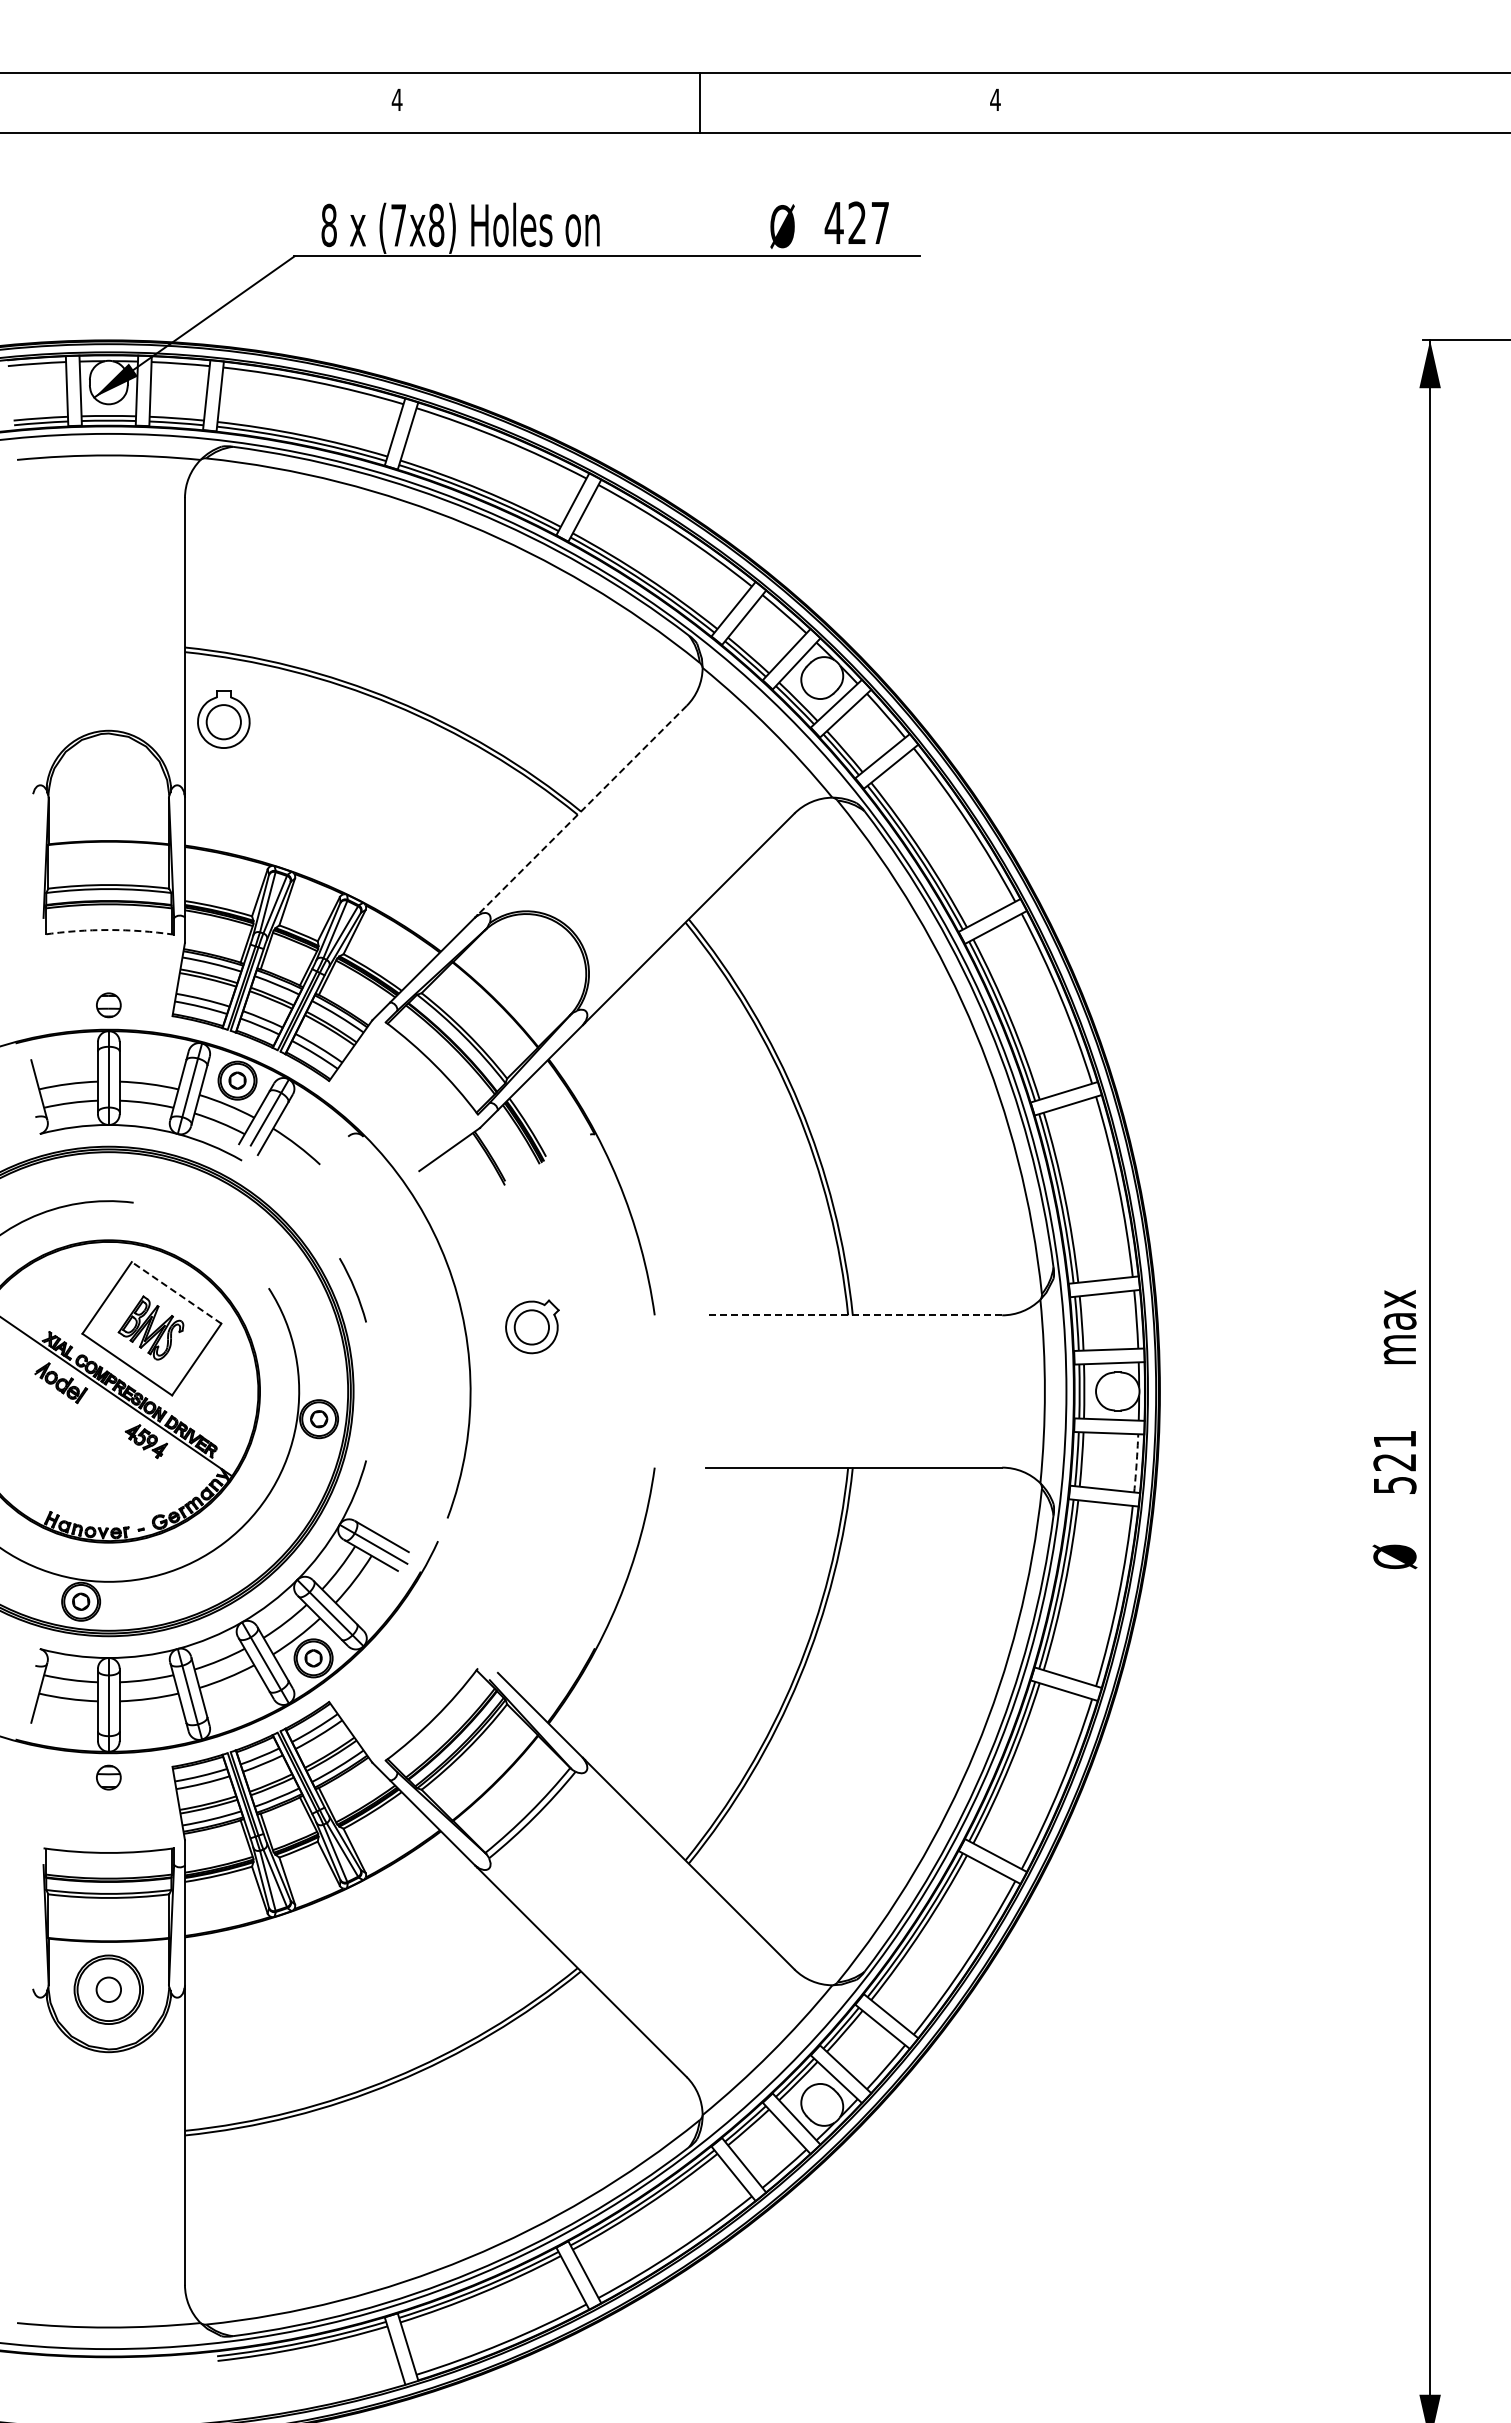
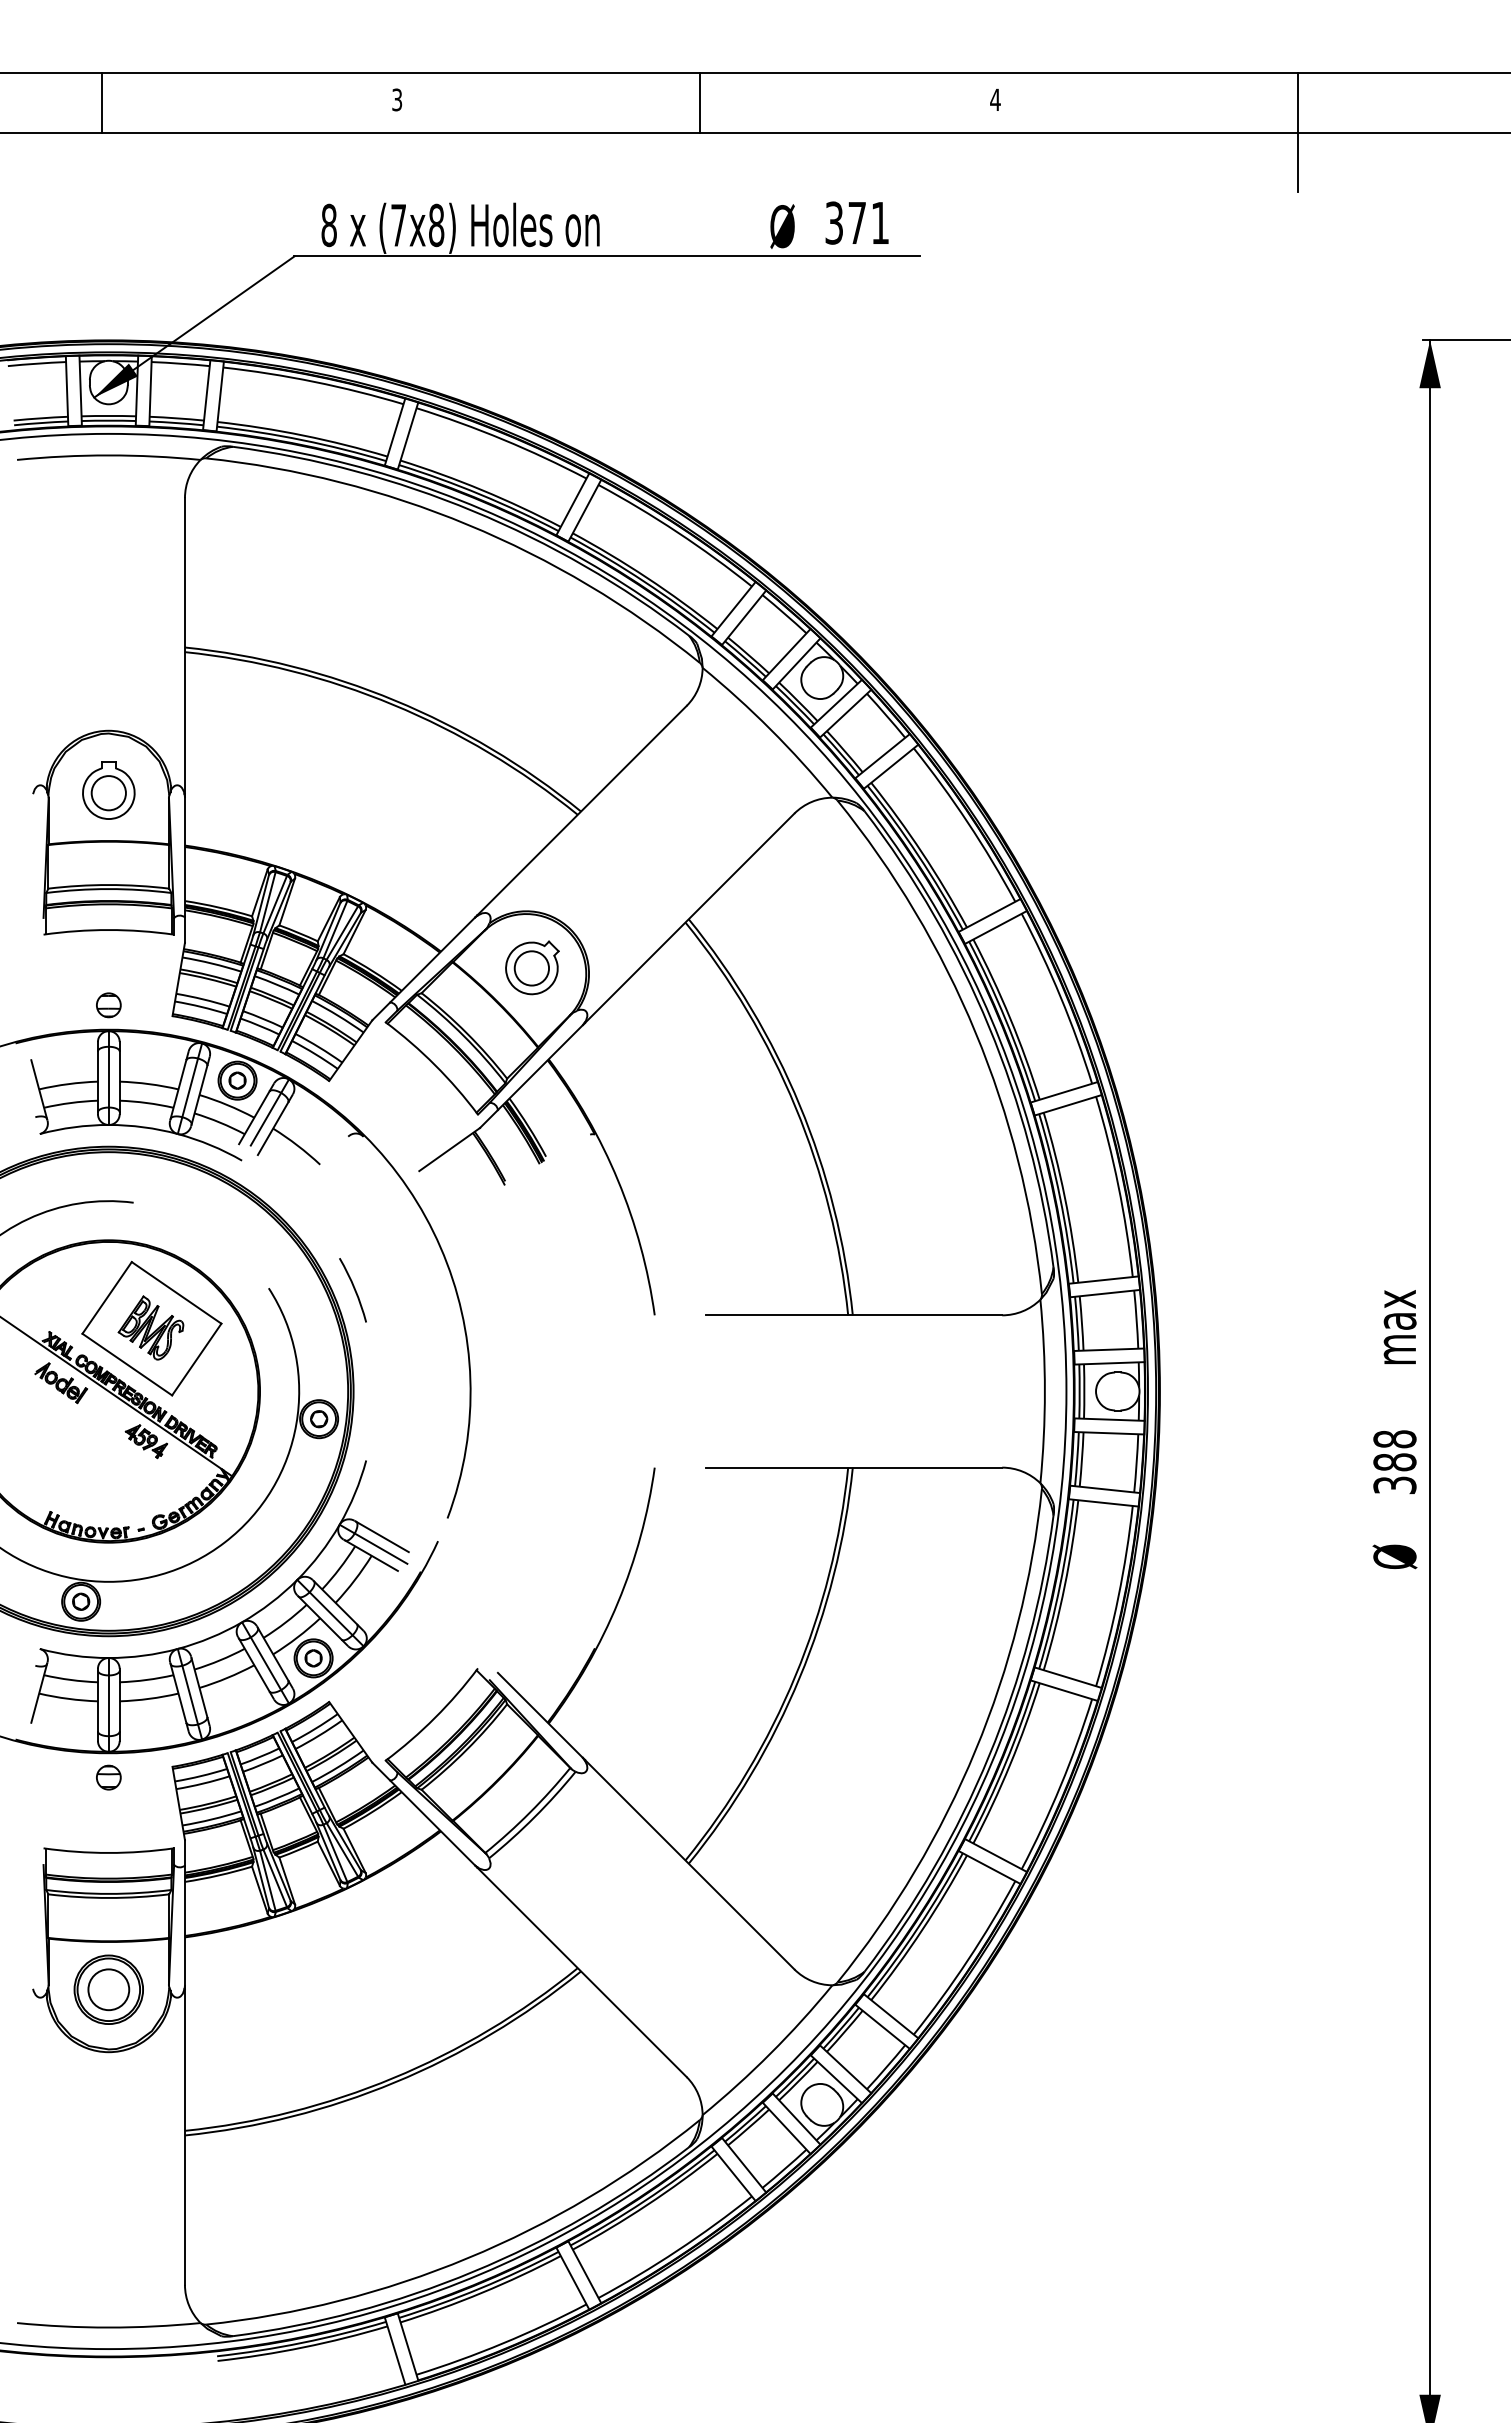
text: 4 -> 3 (396, 99)
line: none -> present (101, 102)
line: none -> present (1298, 132)
text: 427 -> 371 (856, 222)
part position: (223, 719) -> (108, 790) (108, 790)
line: dashed -> solid (581, 810)
arc: dashed -> solid (108, 930)
line: dashed -> solid (176, 1292)
line: dashed -> solid (853, 1315)
part position: (532, 1326) -> (532, 967) (532, 967)
text: 521 -> 388 (1394, 1461)
arc: dashed -> solid (1136, 1463)
circle diameter: 24 px -> 41 px (108, 1989)
